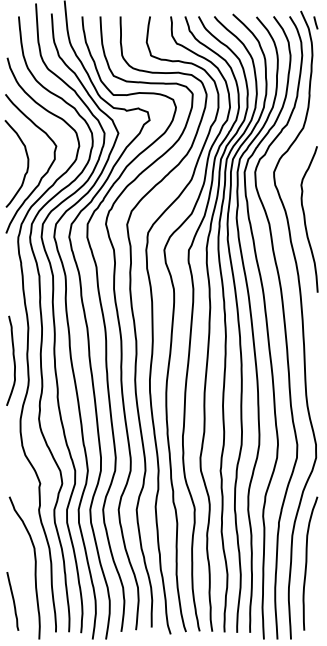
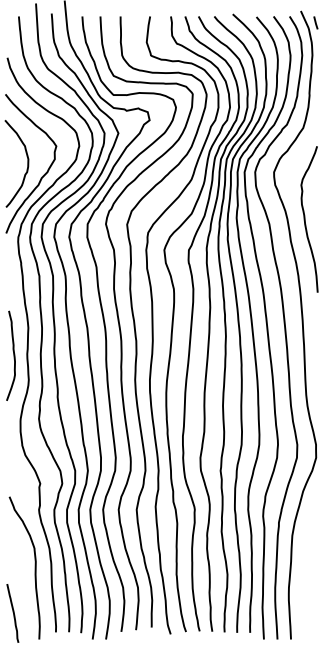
curve position: (13, 360) -> (13, 355) (13, 355)
curve: present -> none (307, 563)
curve position: (12, 600) -> (12, 612) (12, 612)
